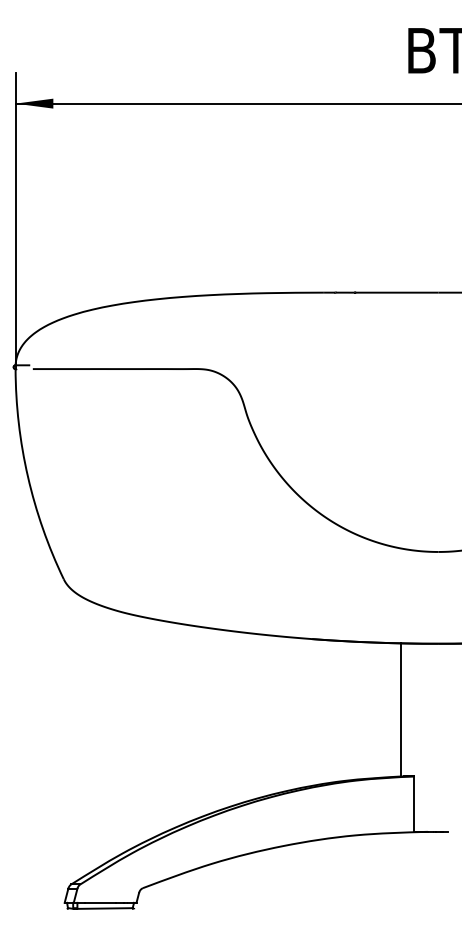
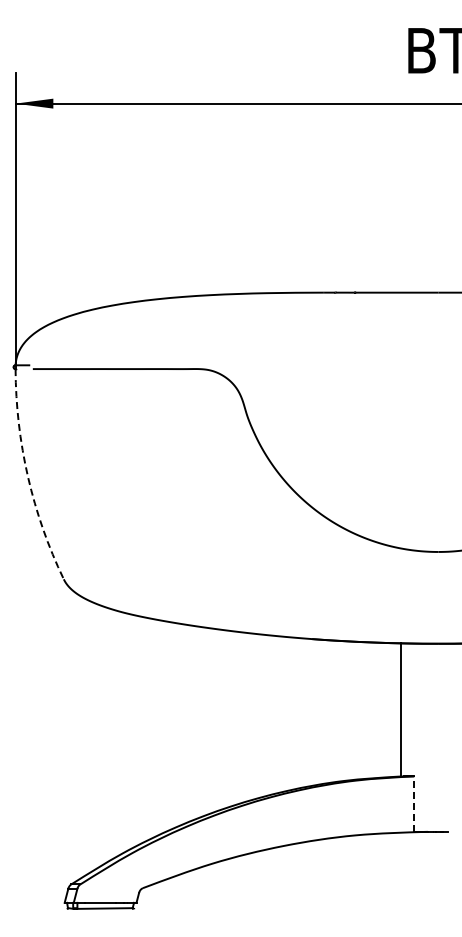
arc: solid -> dashed (28, 476)
line: solid -> dashed (414, 803)
